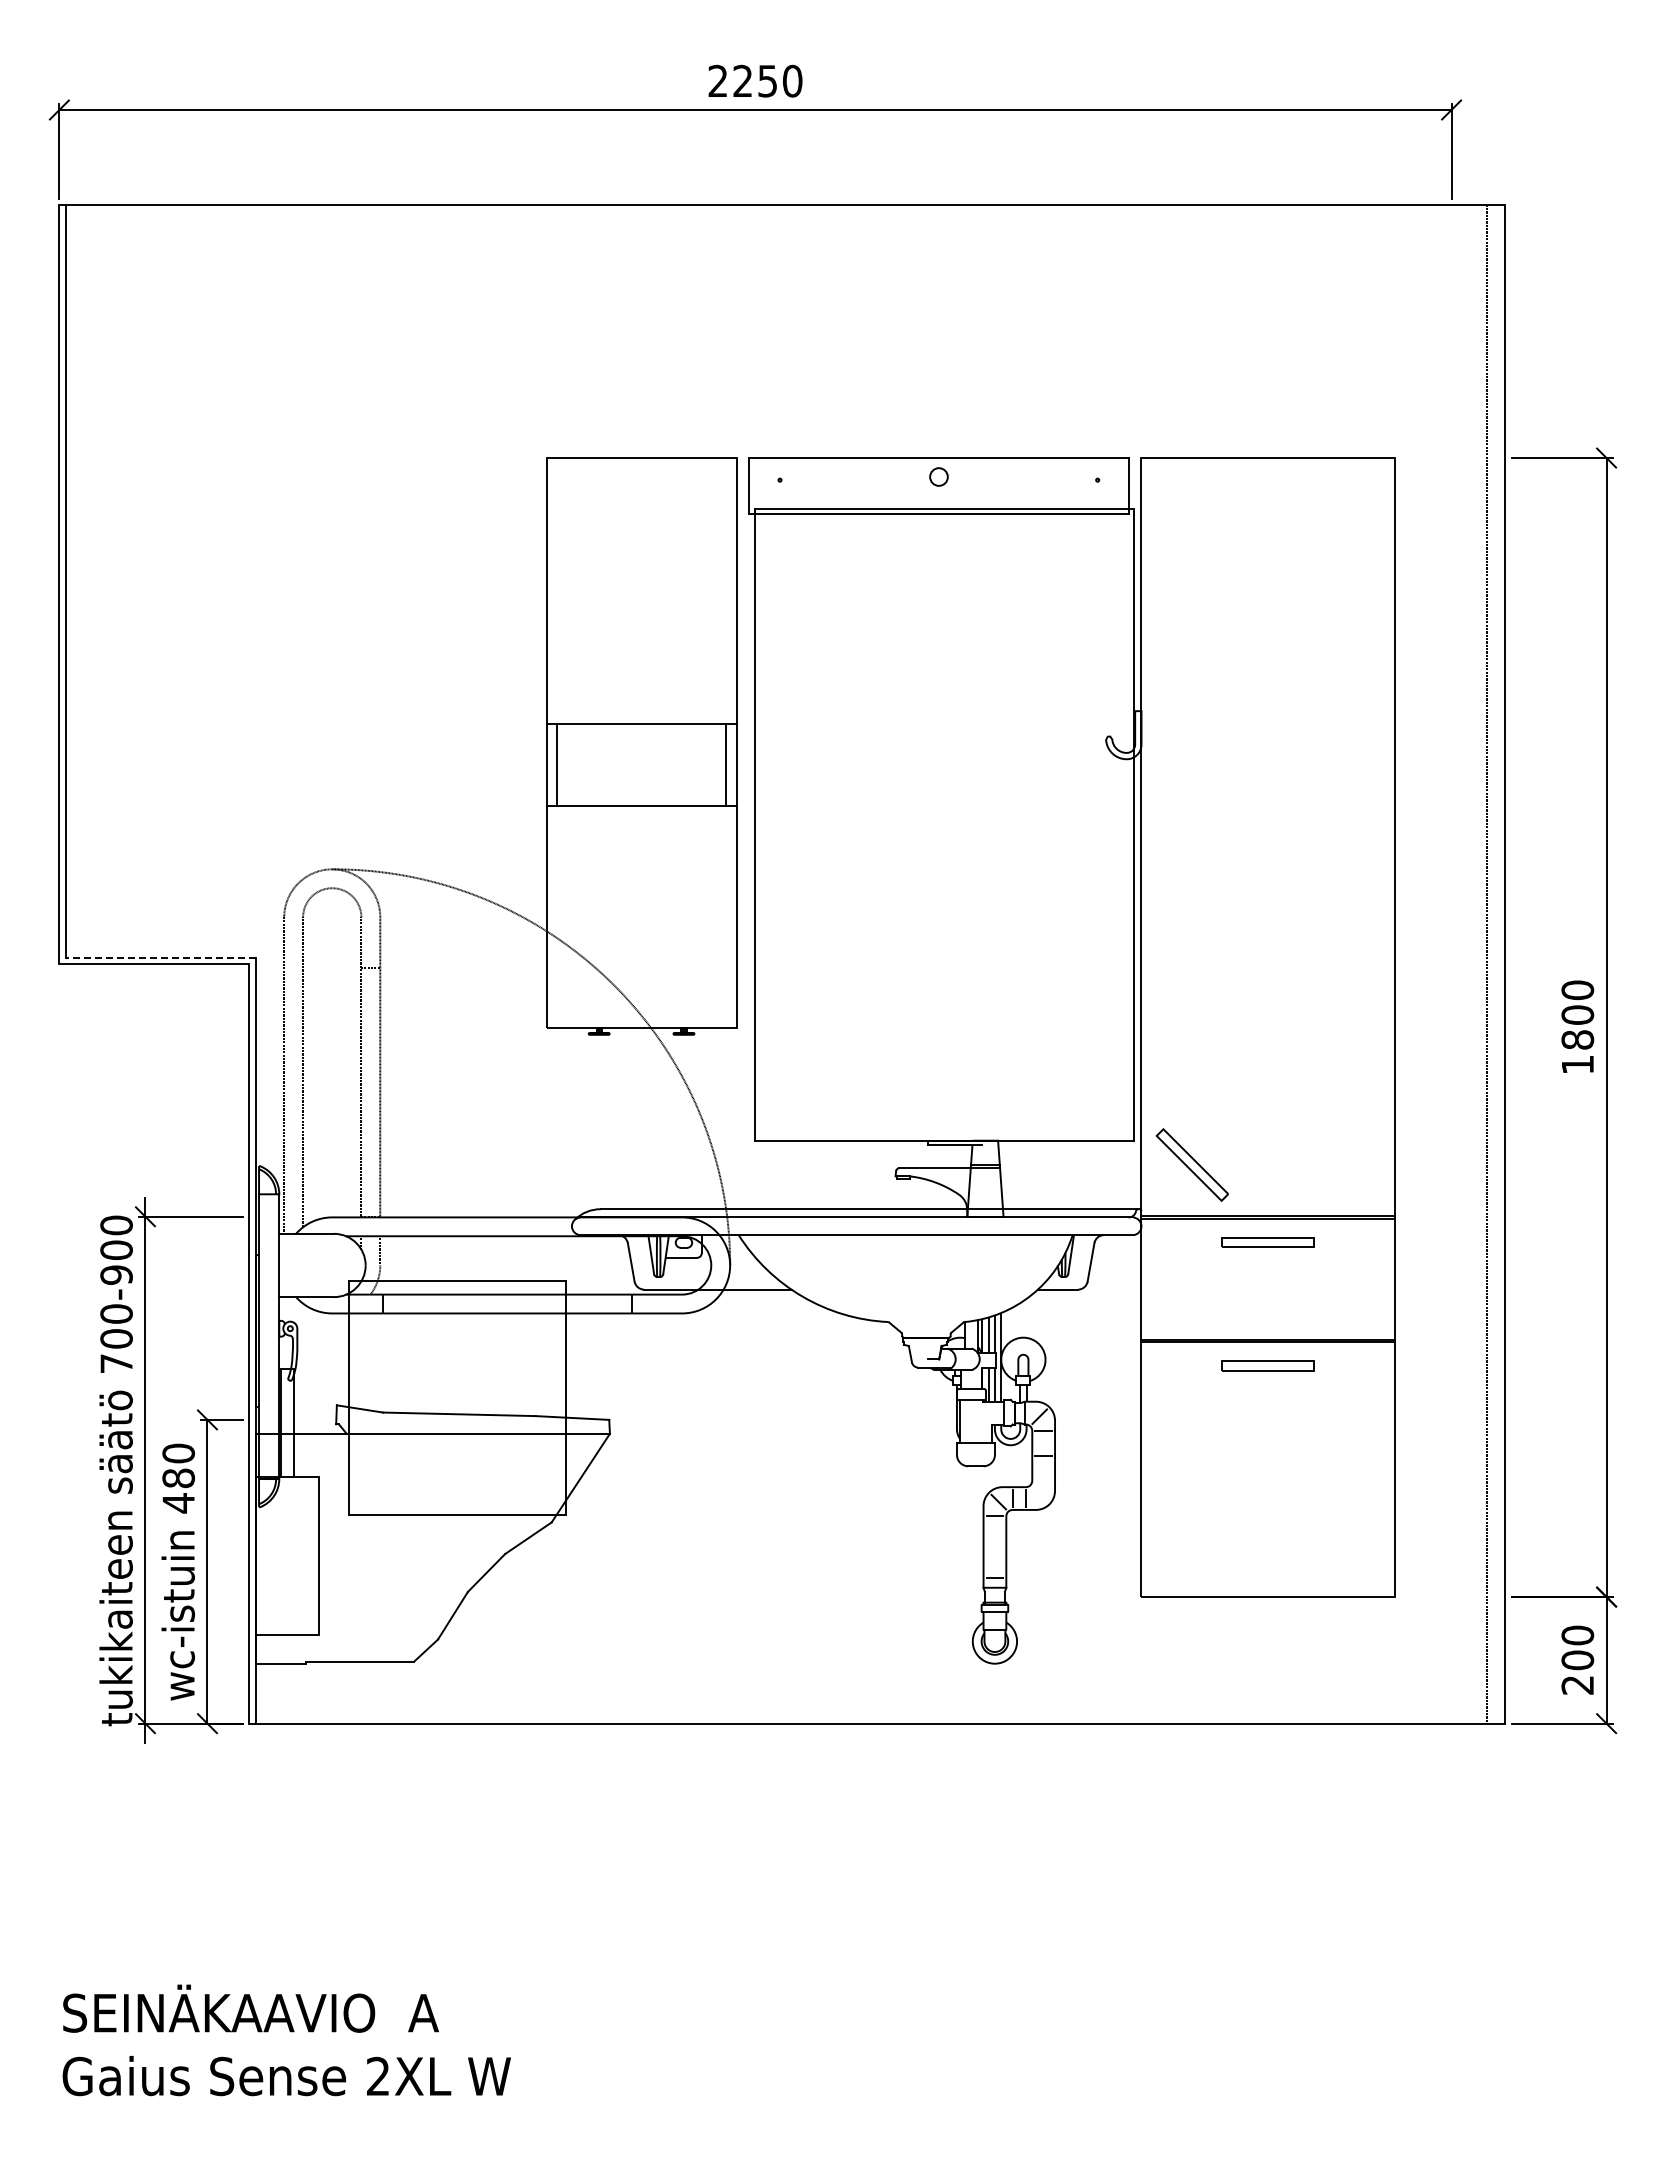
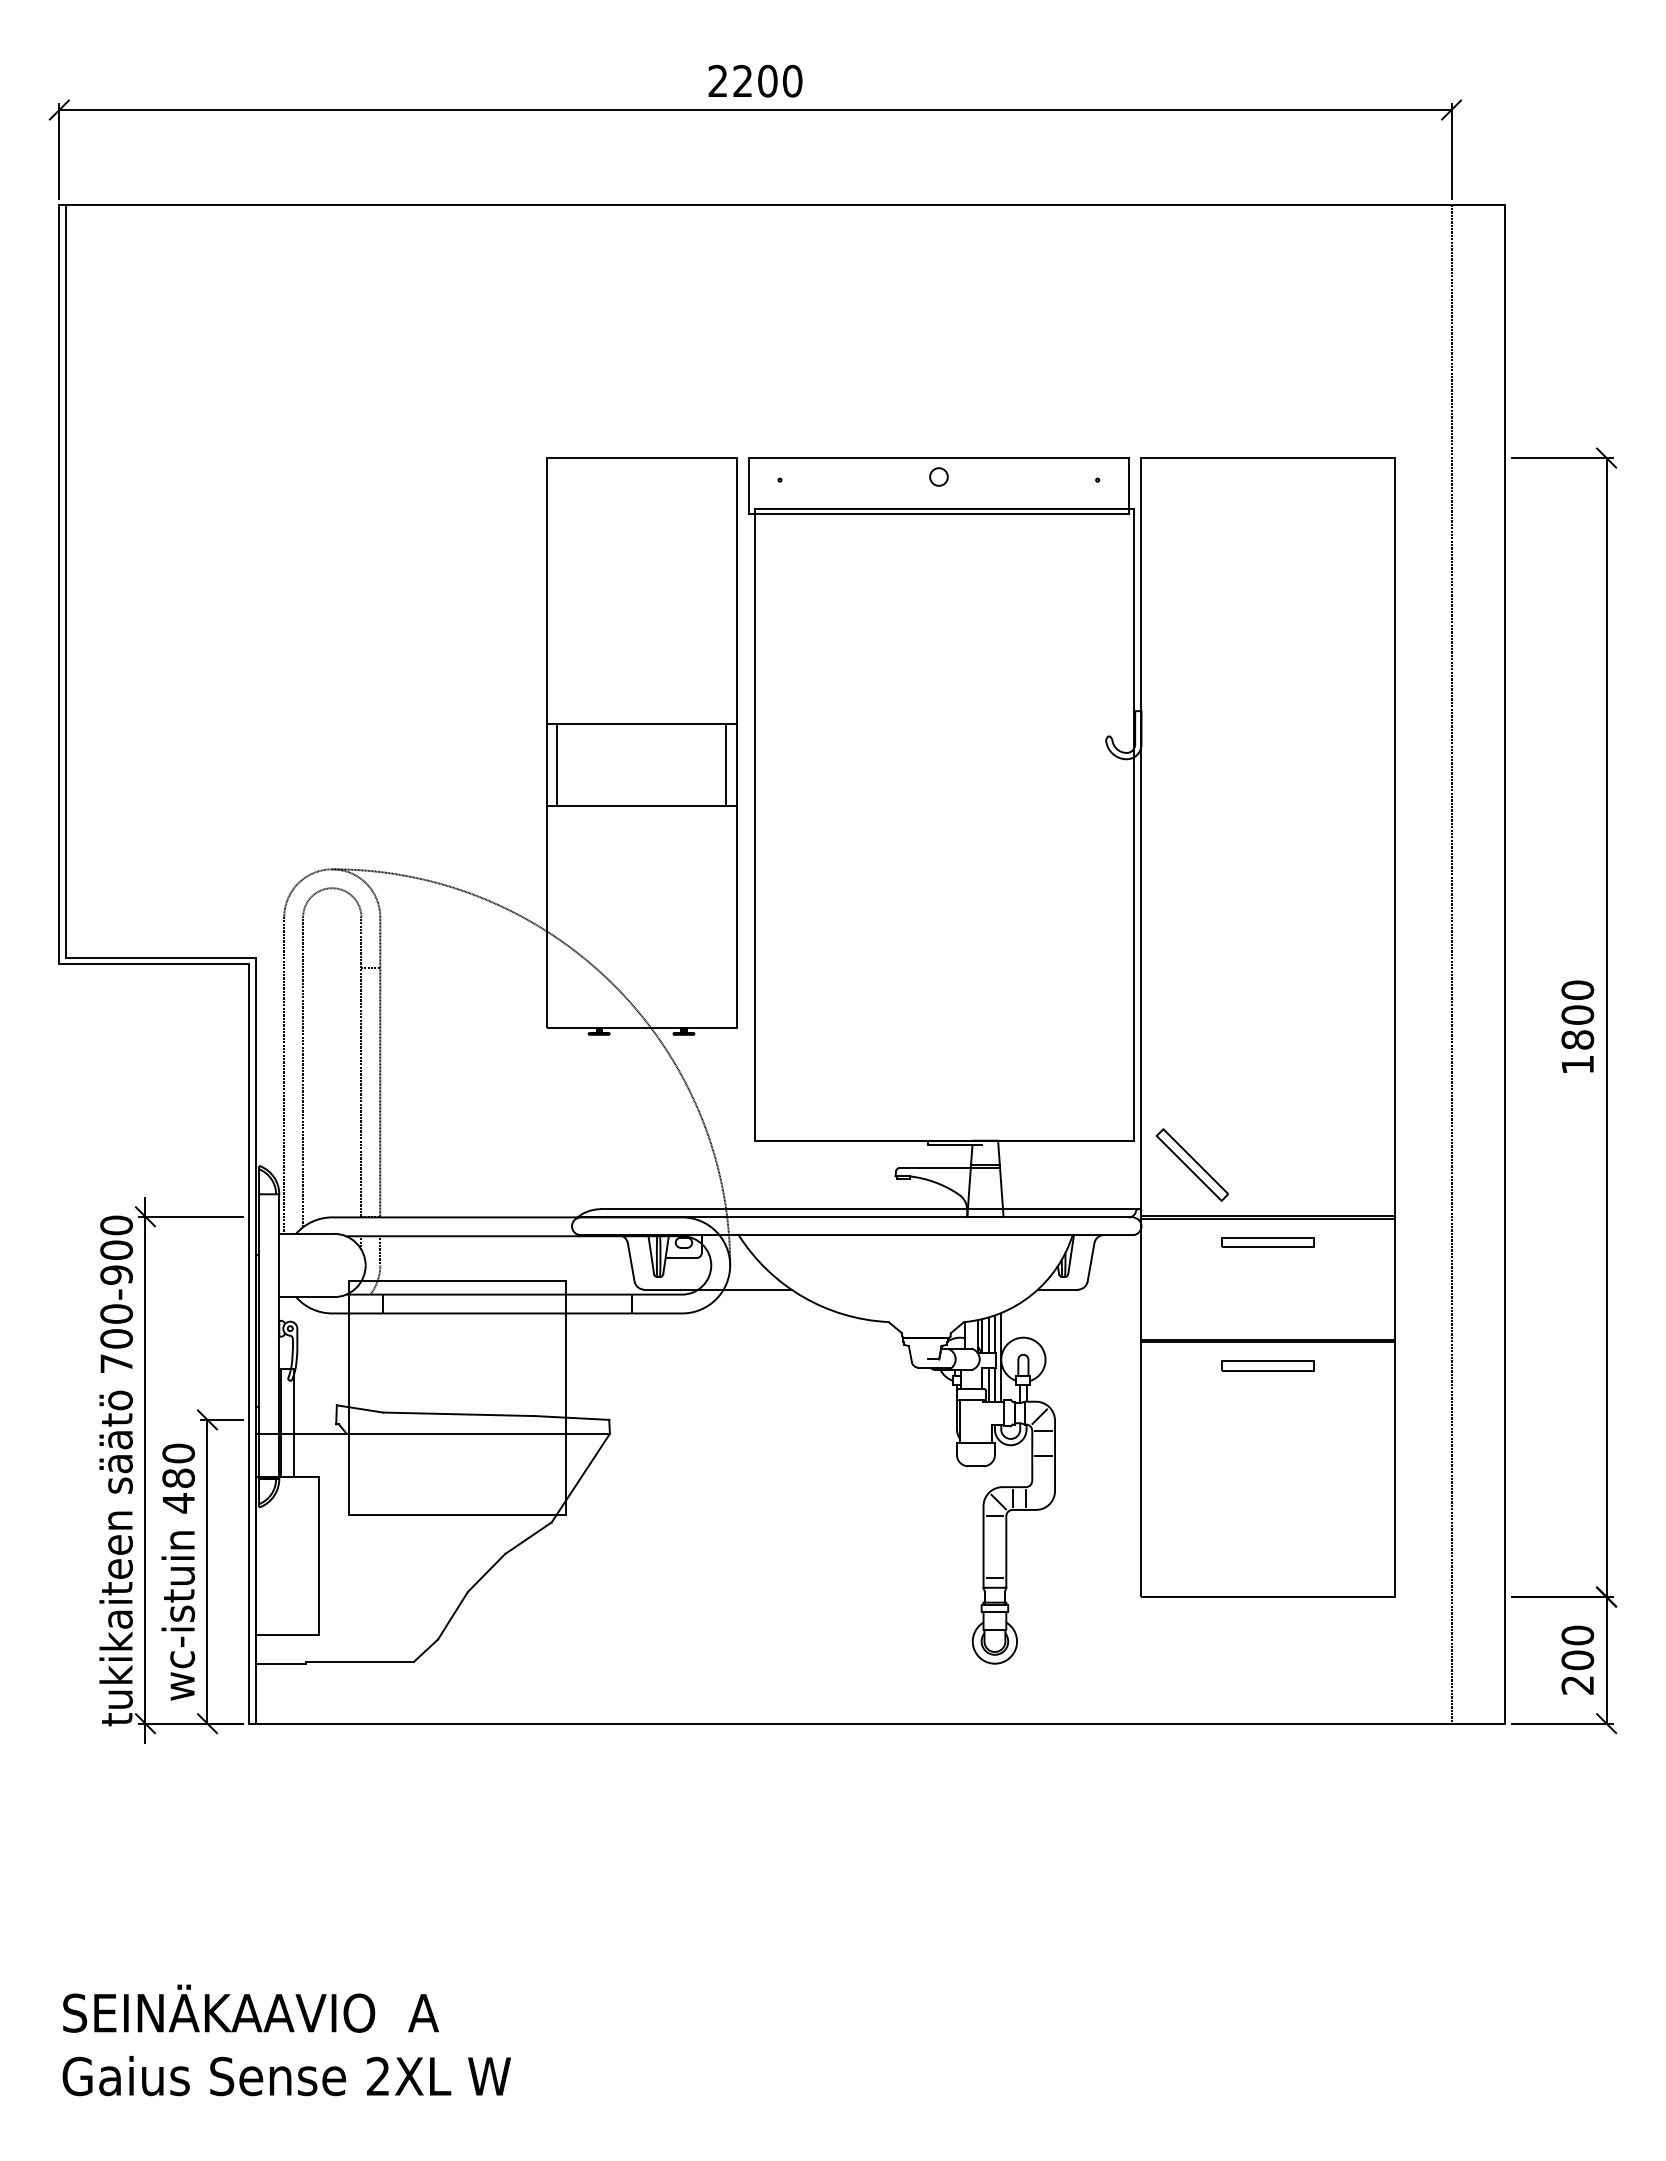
text: 2250 -> 2200 (767, 80)
line: dashed -> solid (160, 957)
line position: (1486, 963) -> (1451, 963) (1451, 963)
